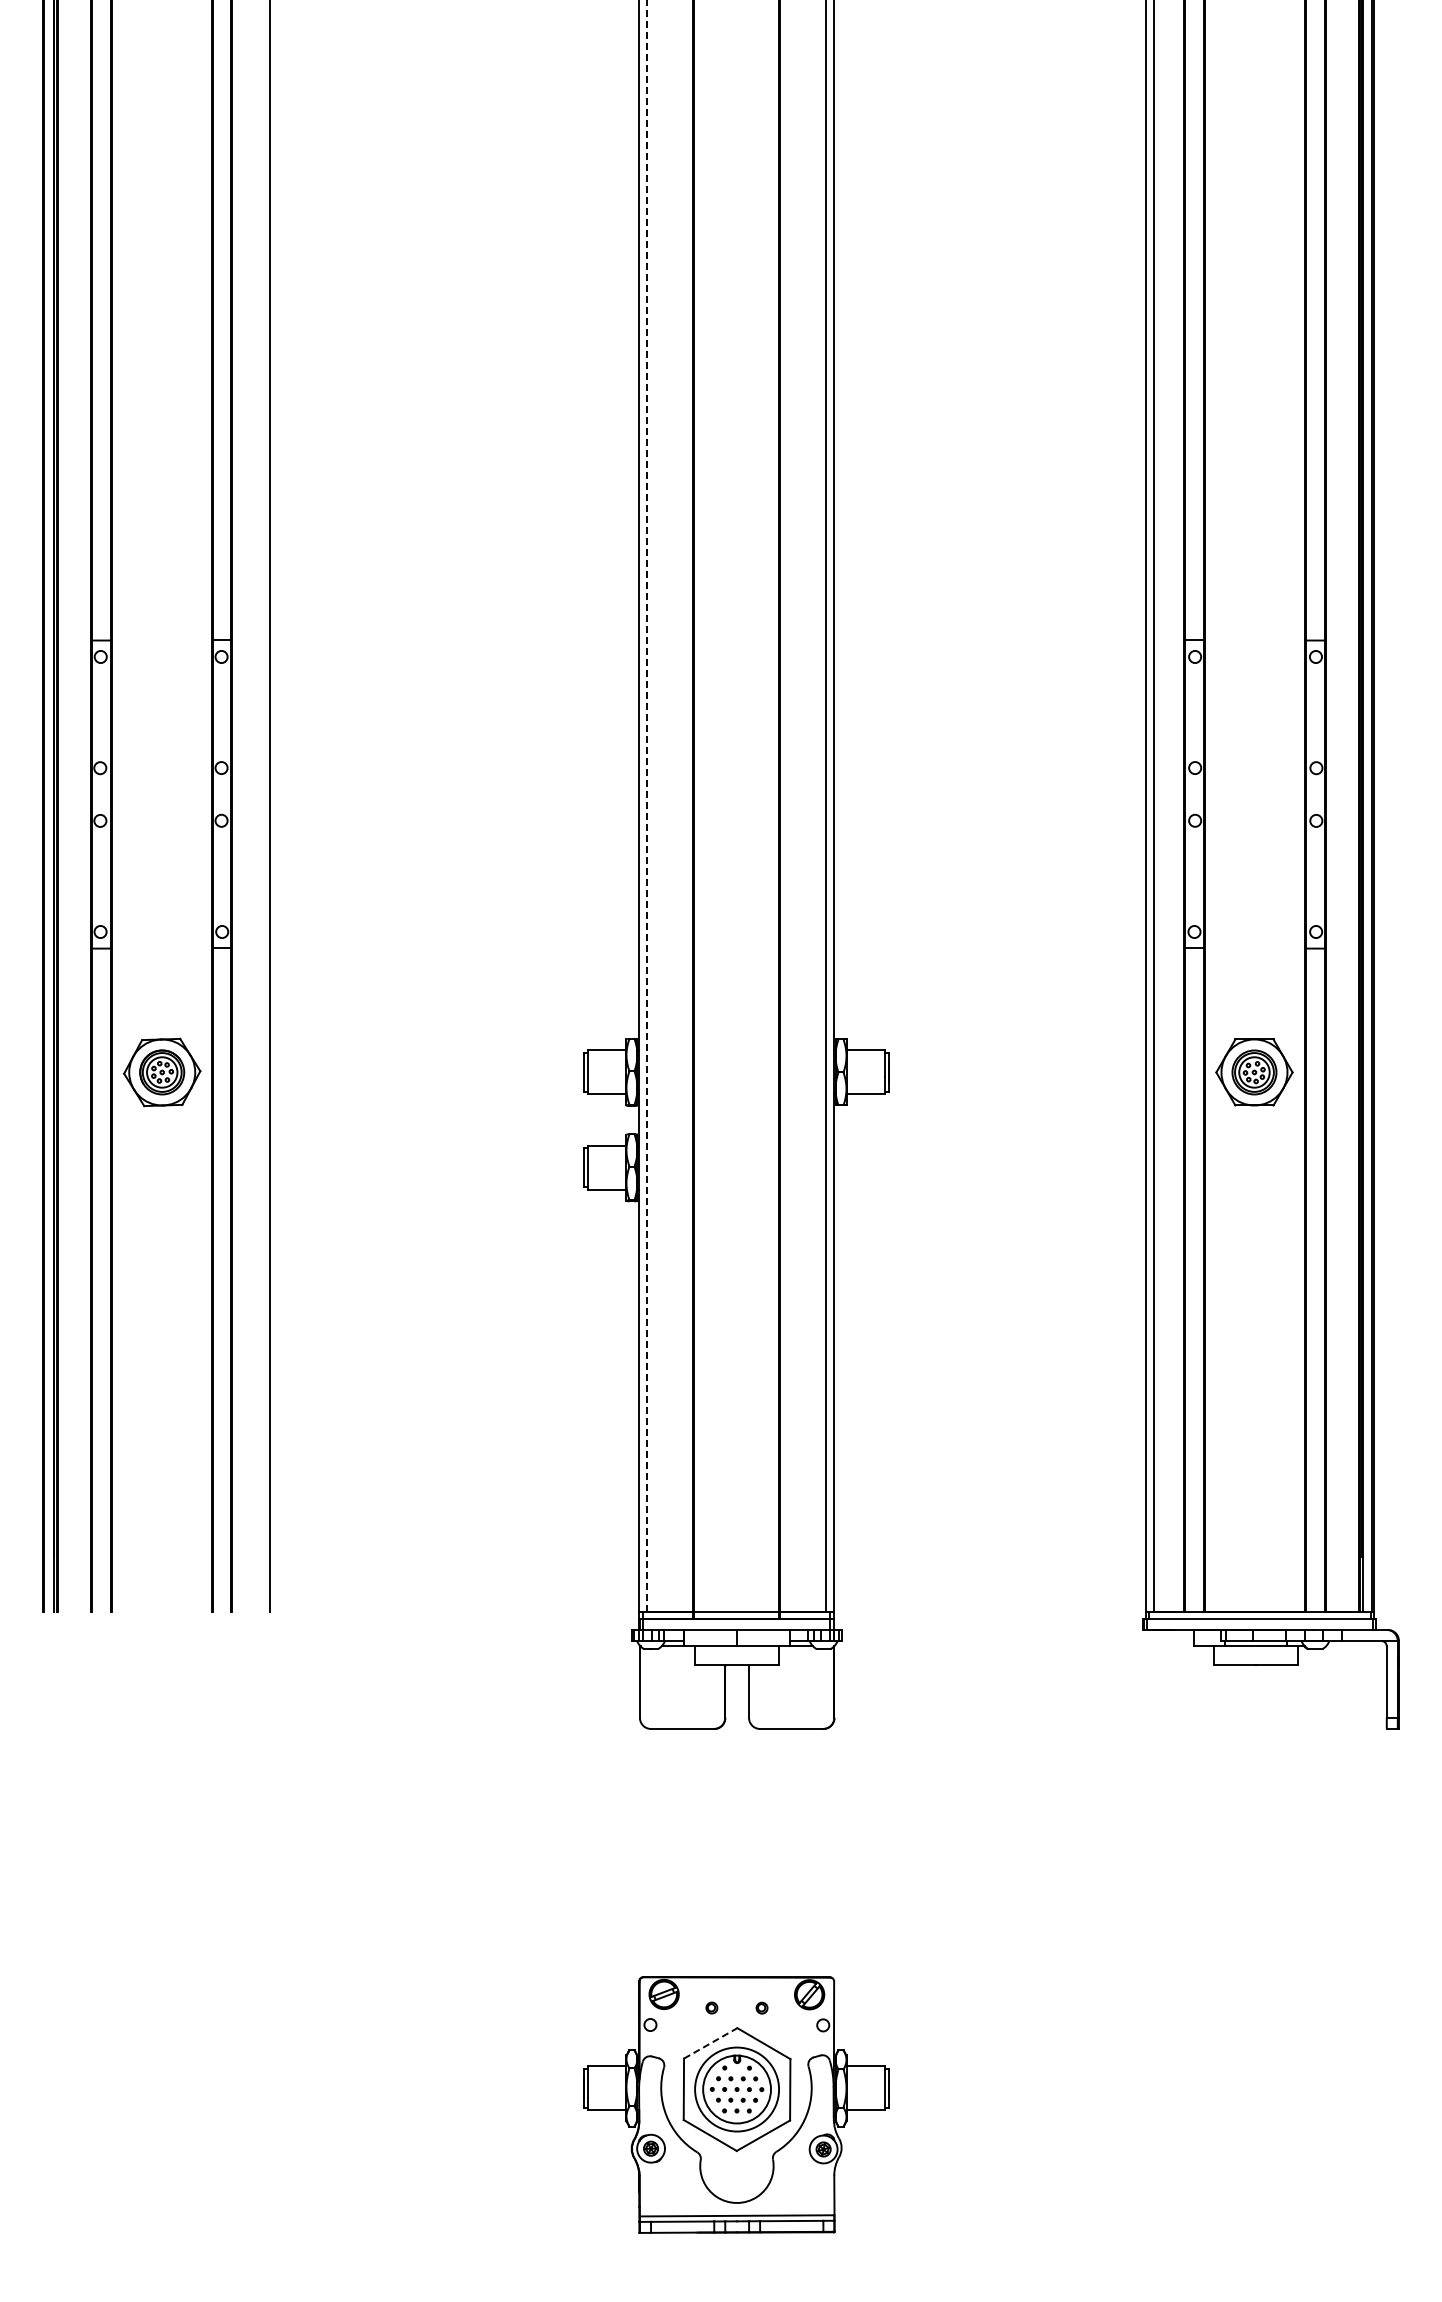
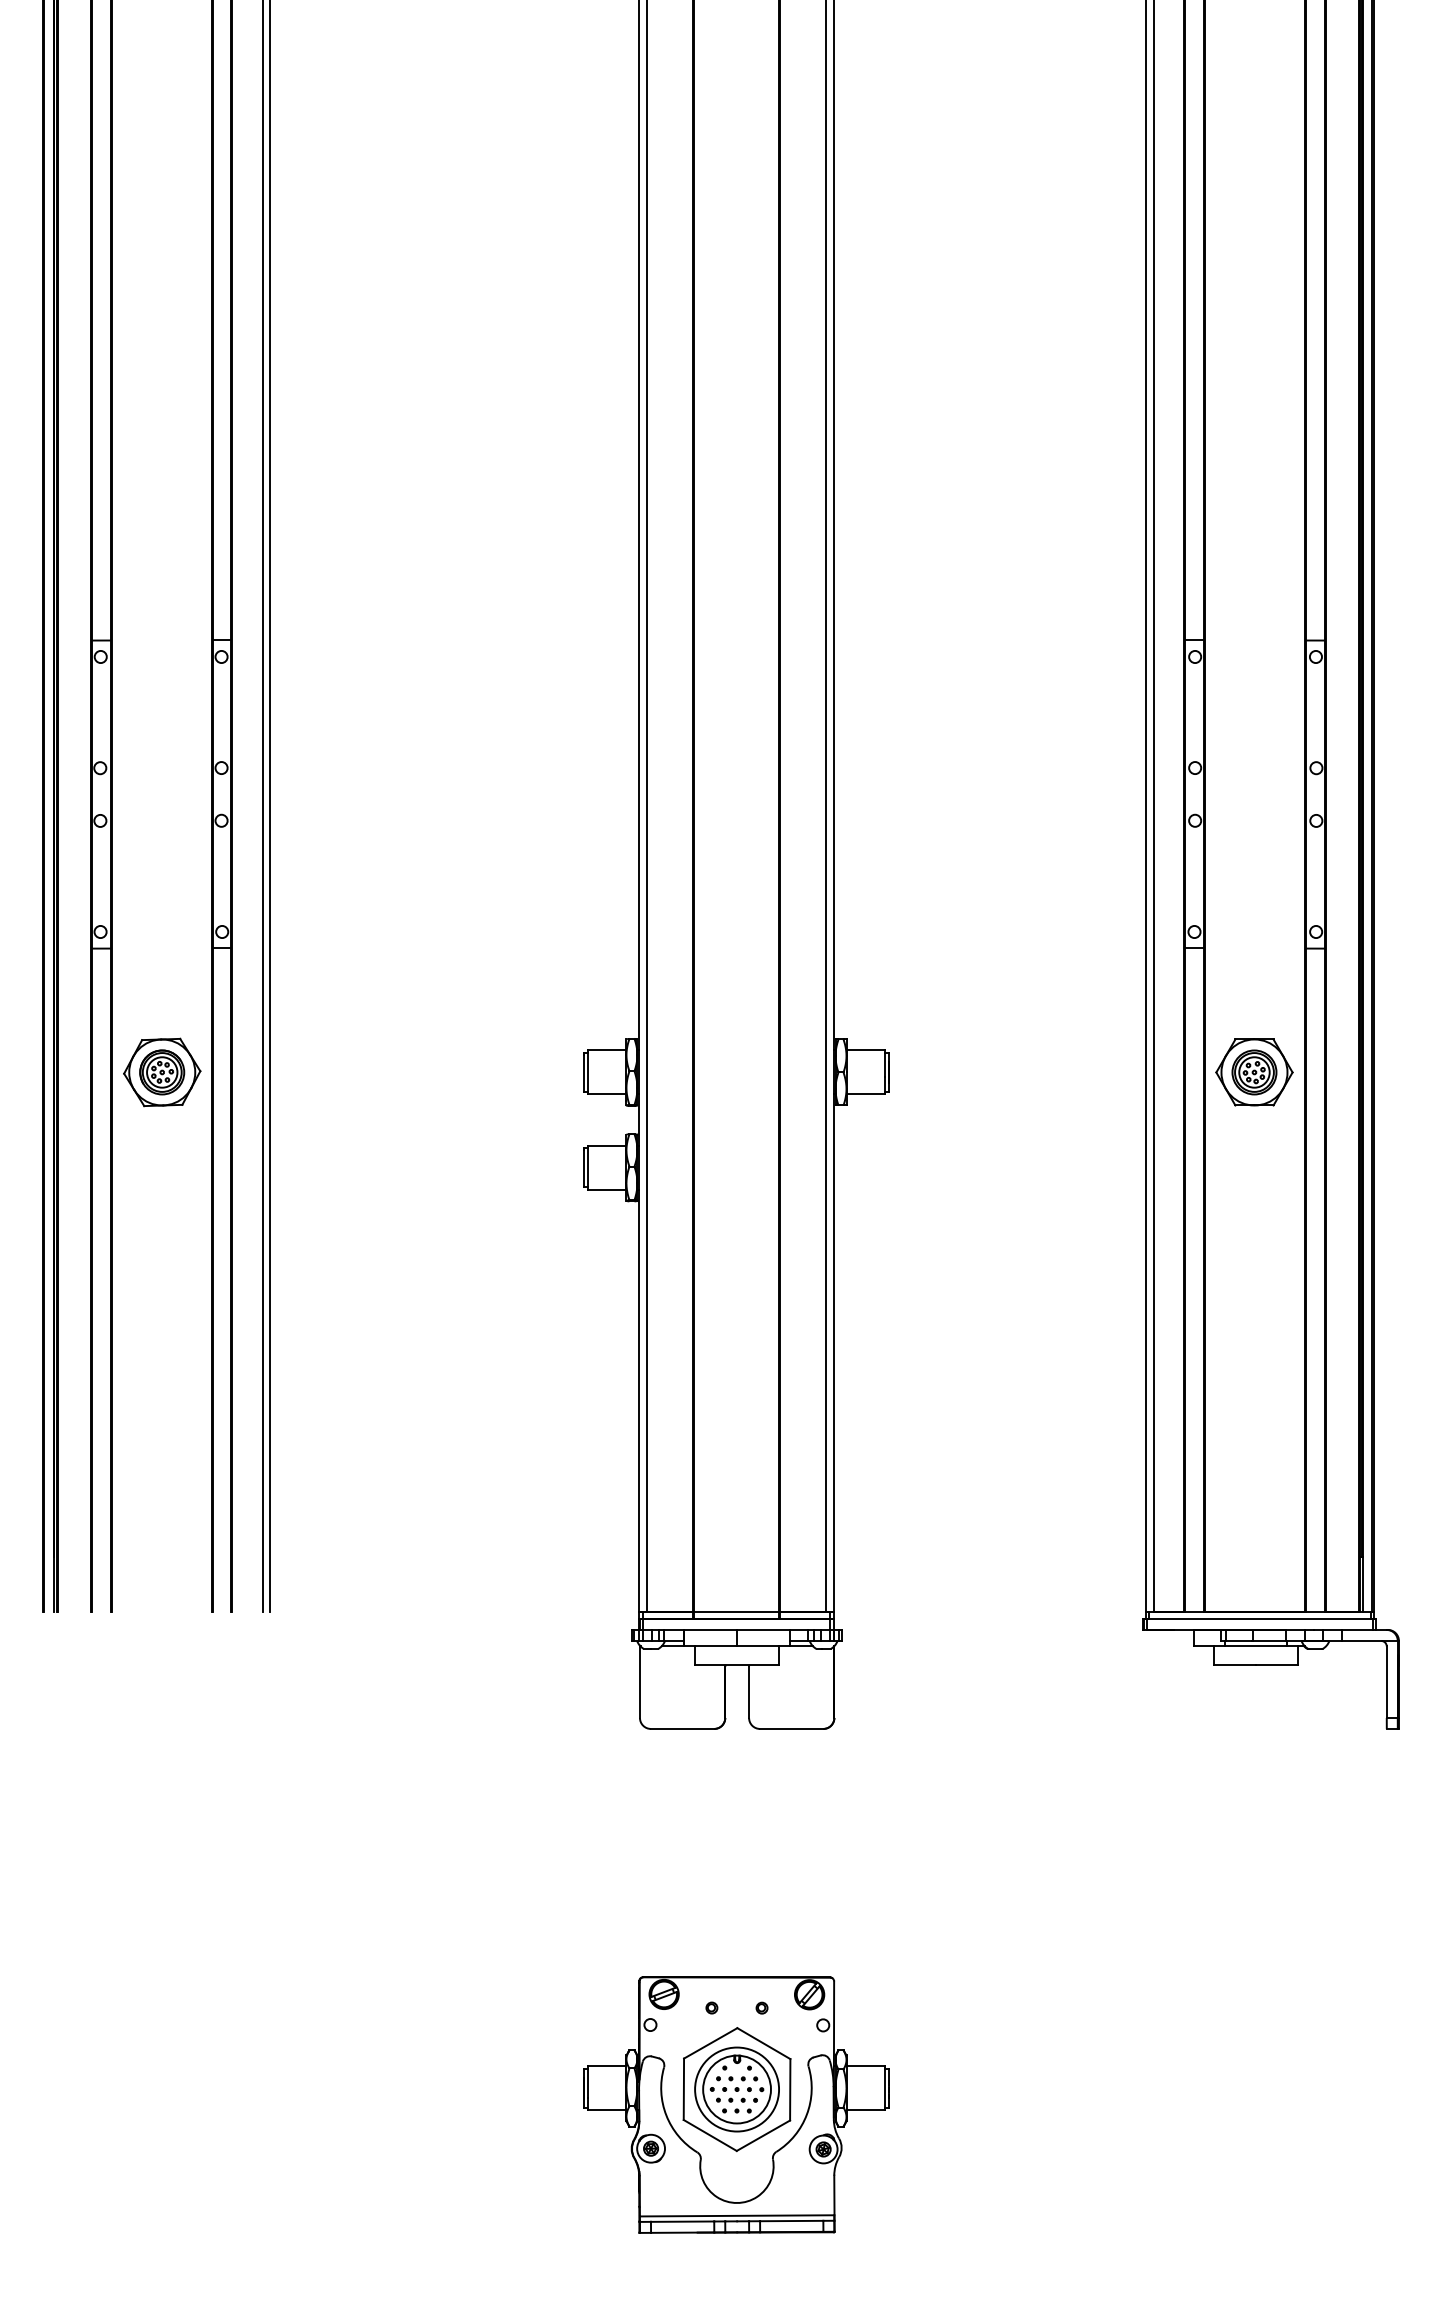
line: dashed -> solid (646, 805)
line: none -> present (263, 806)
line: dashed -> solid (710, 2043)
